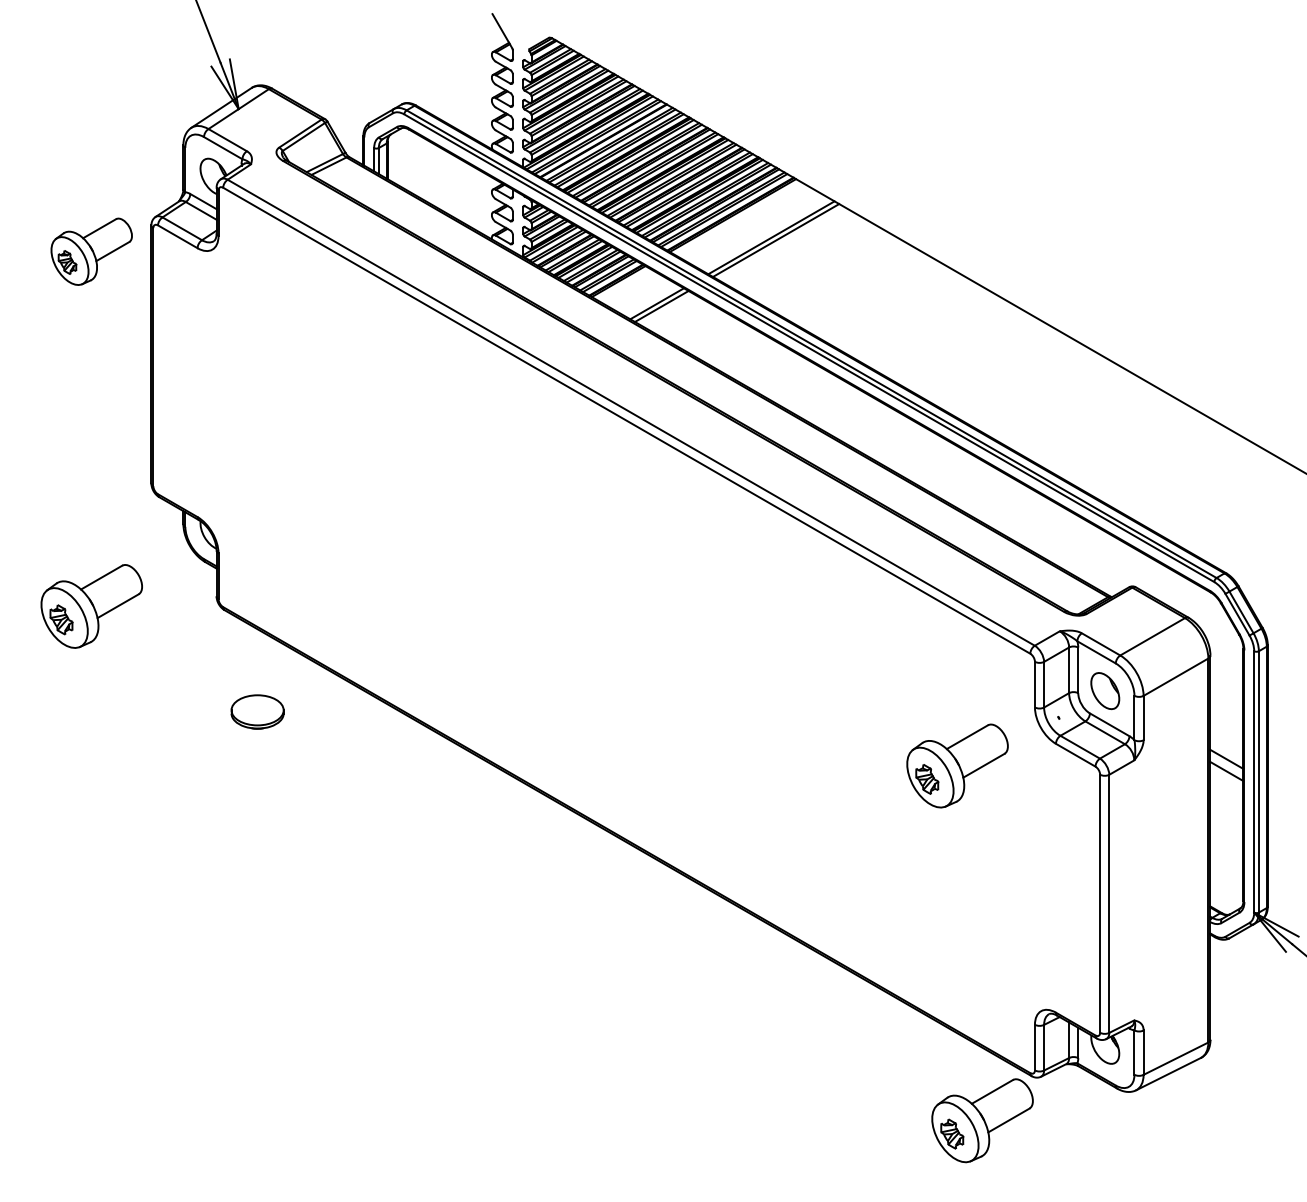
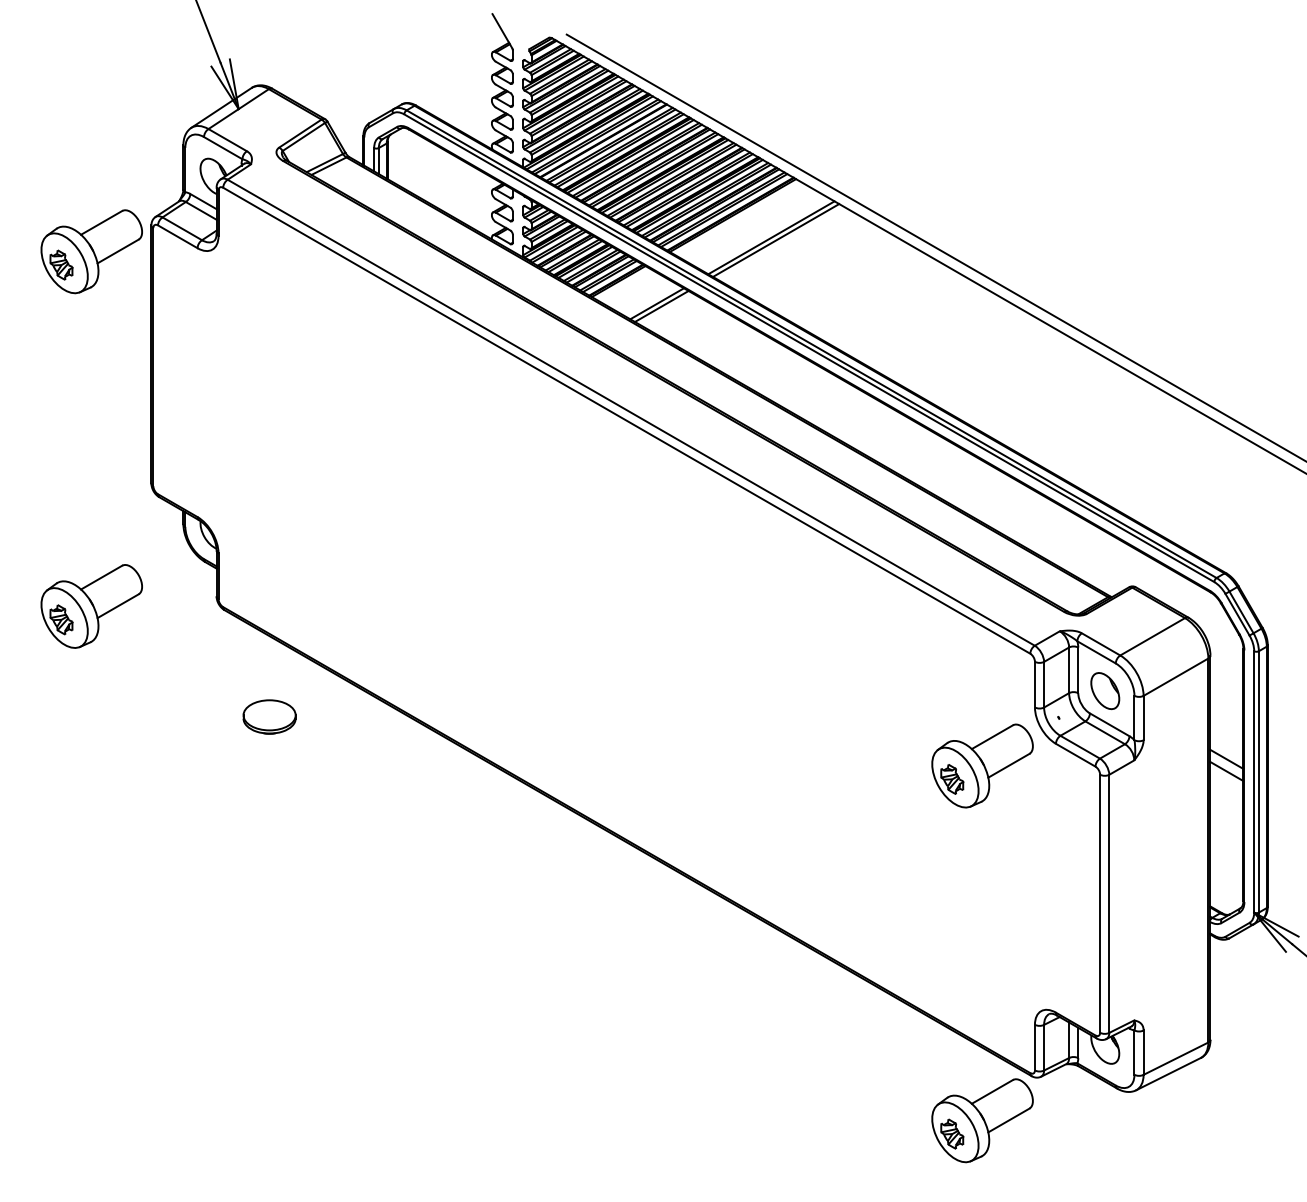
line: none -> present (934, 247)
part size: 83x69 px -> 103x86 px (91, 251)
part position: (257, 711) -> (269, 716) (269, 716)
part position: (957, 765) -> (982, 765) (982, 765)
